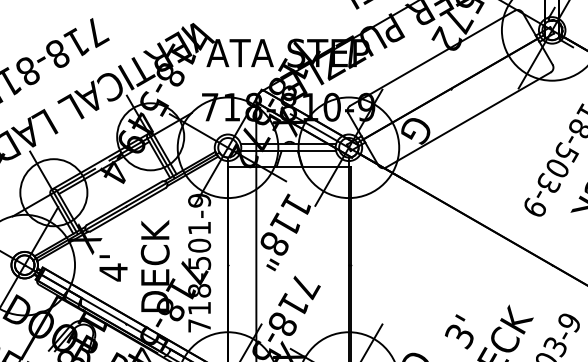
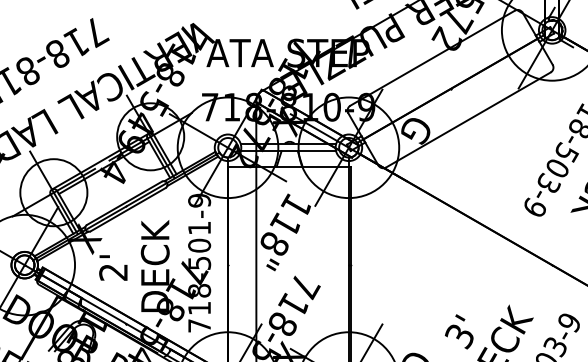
text: 4' -> 2' (113, 272)
